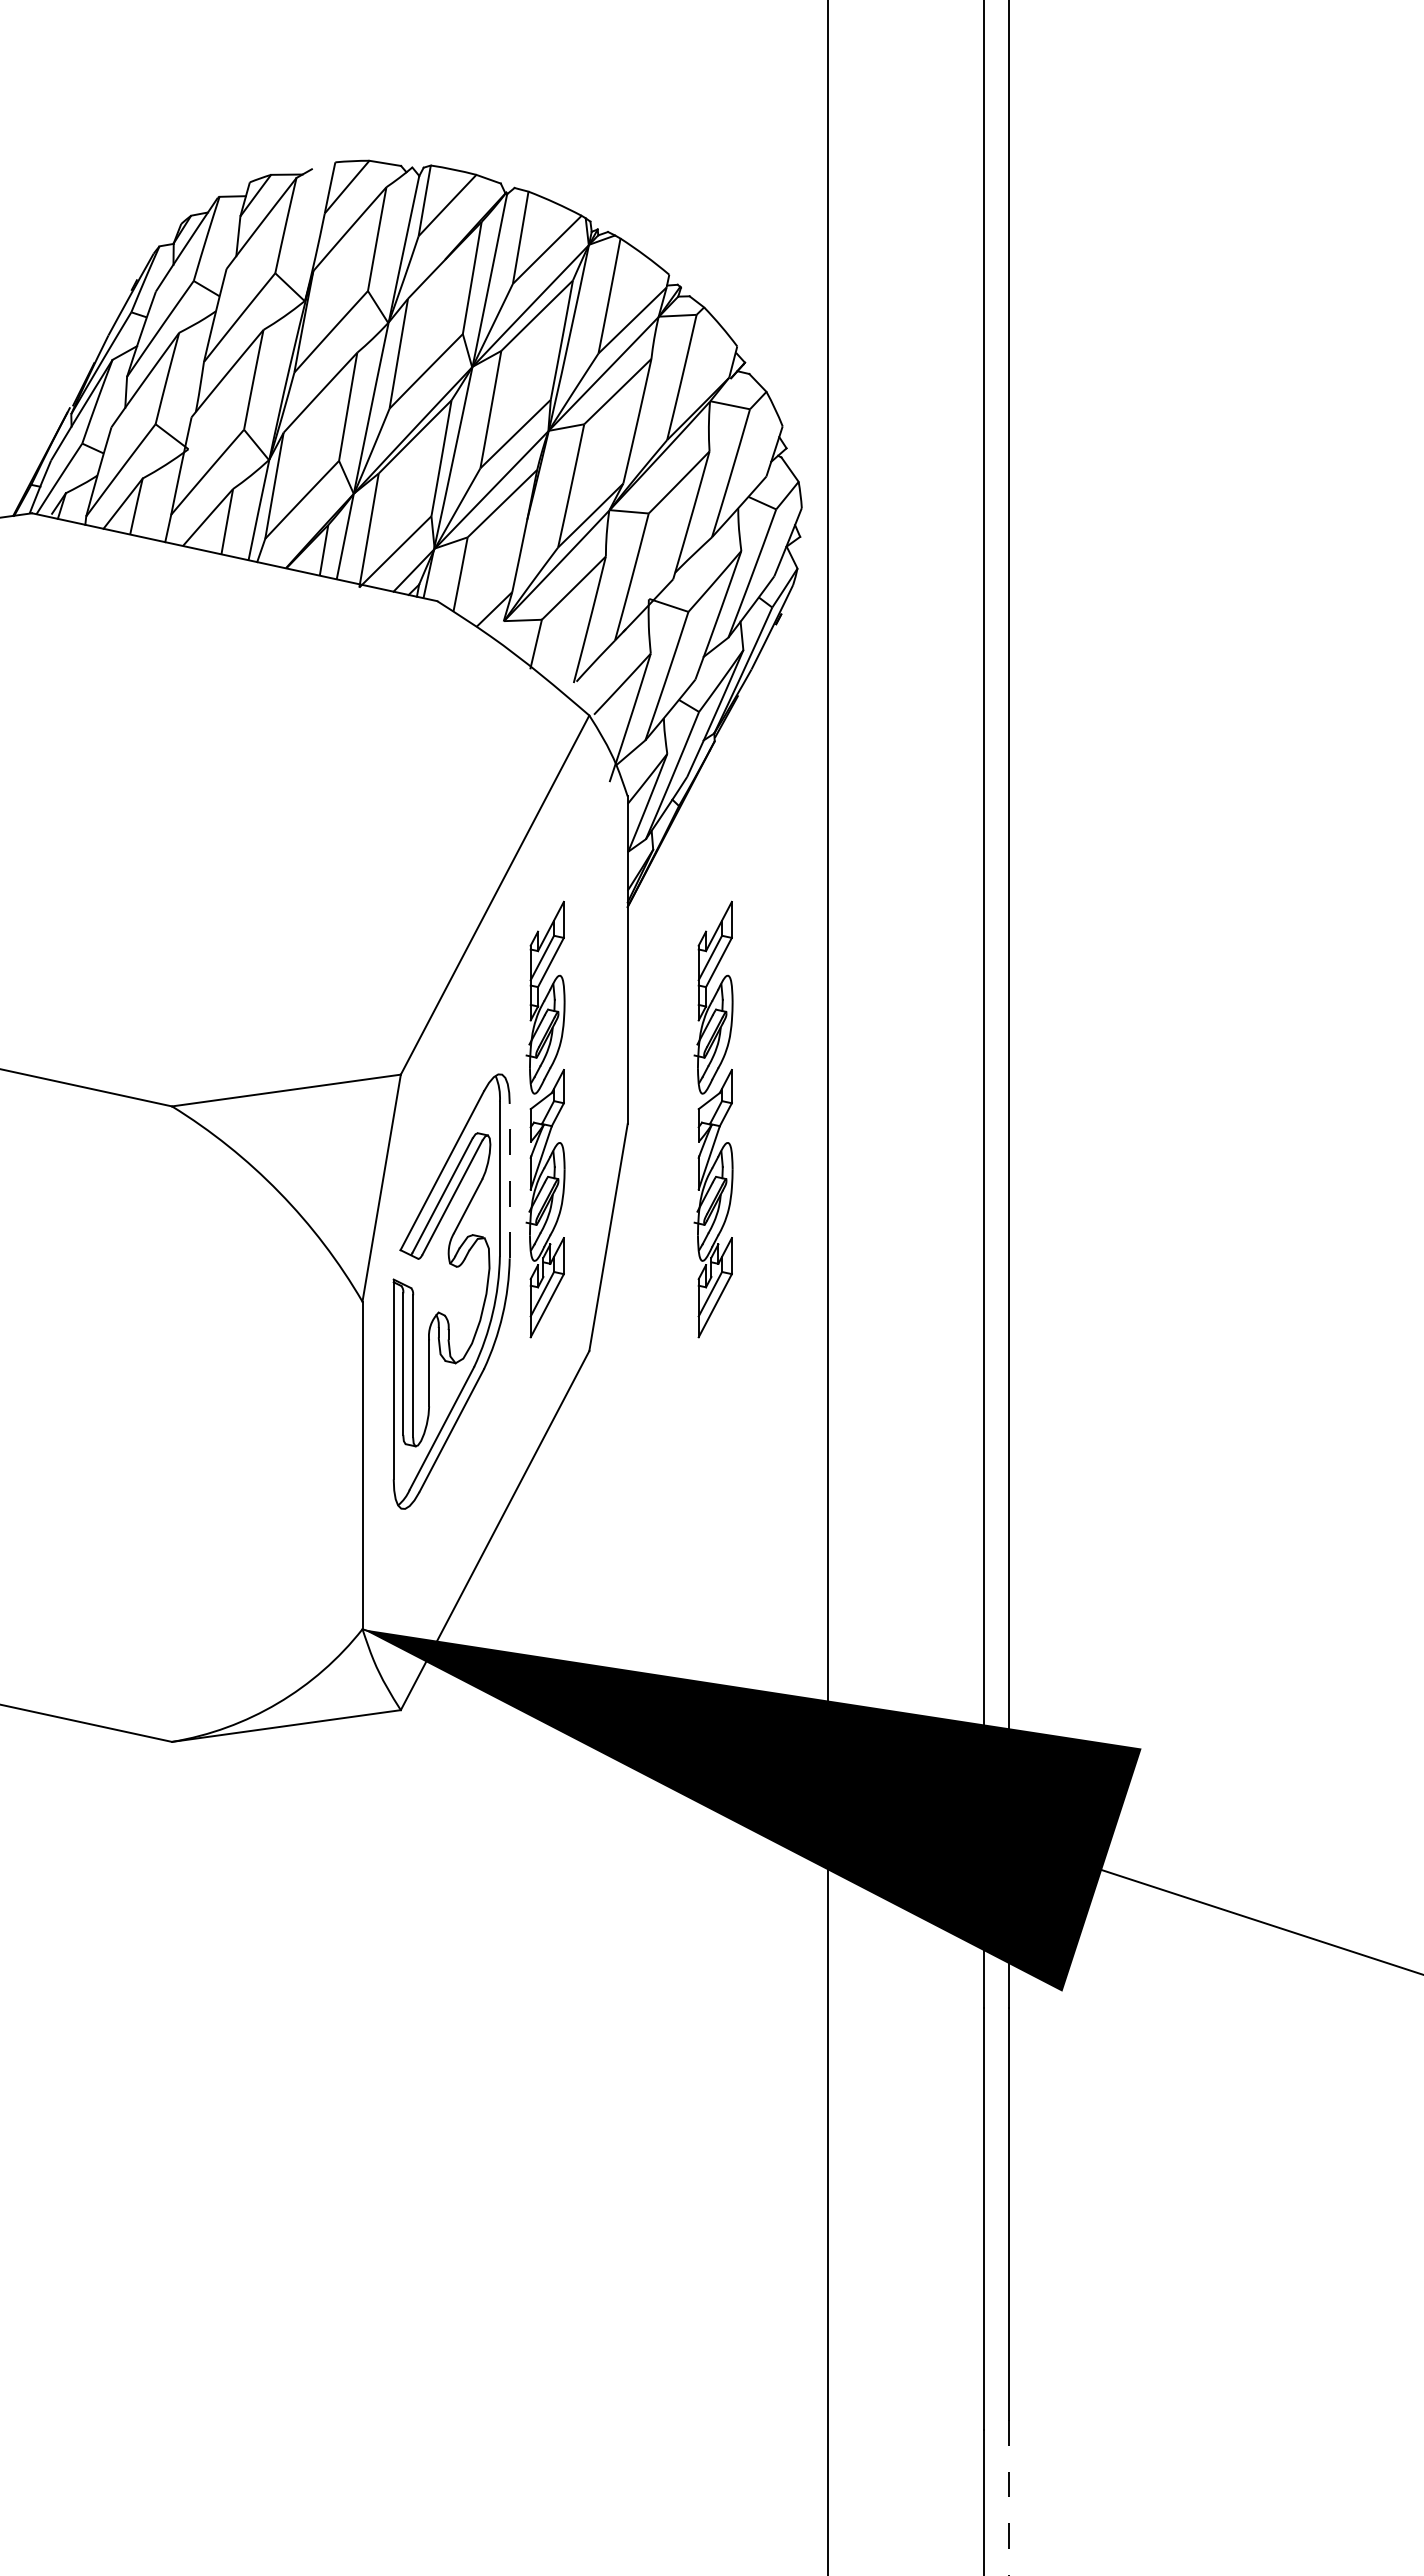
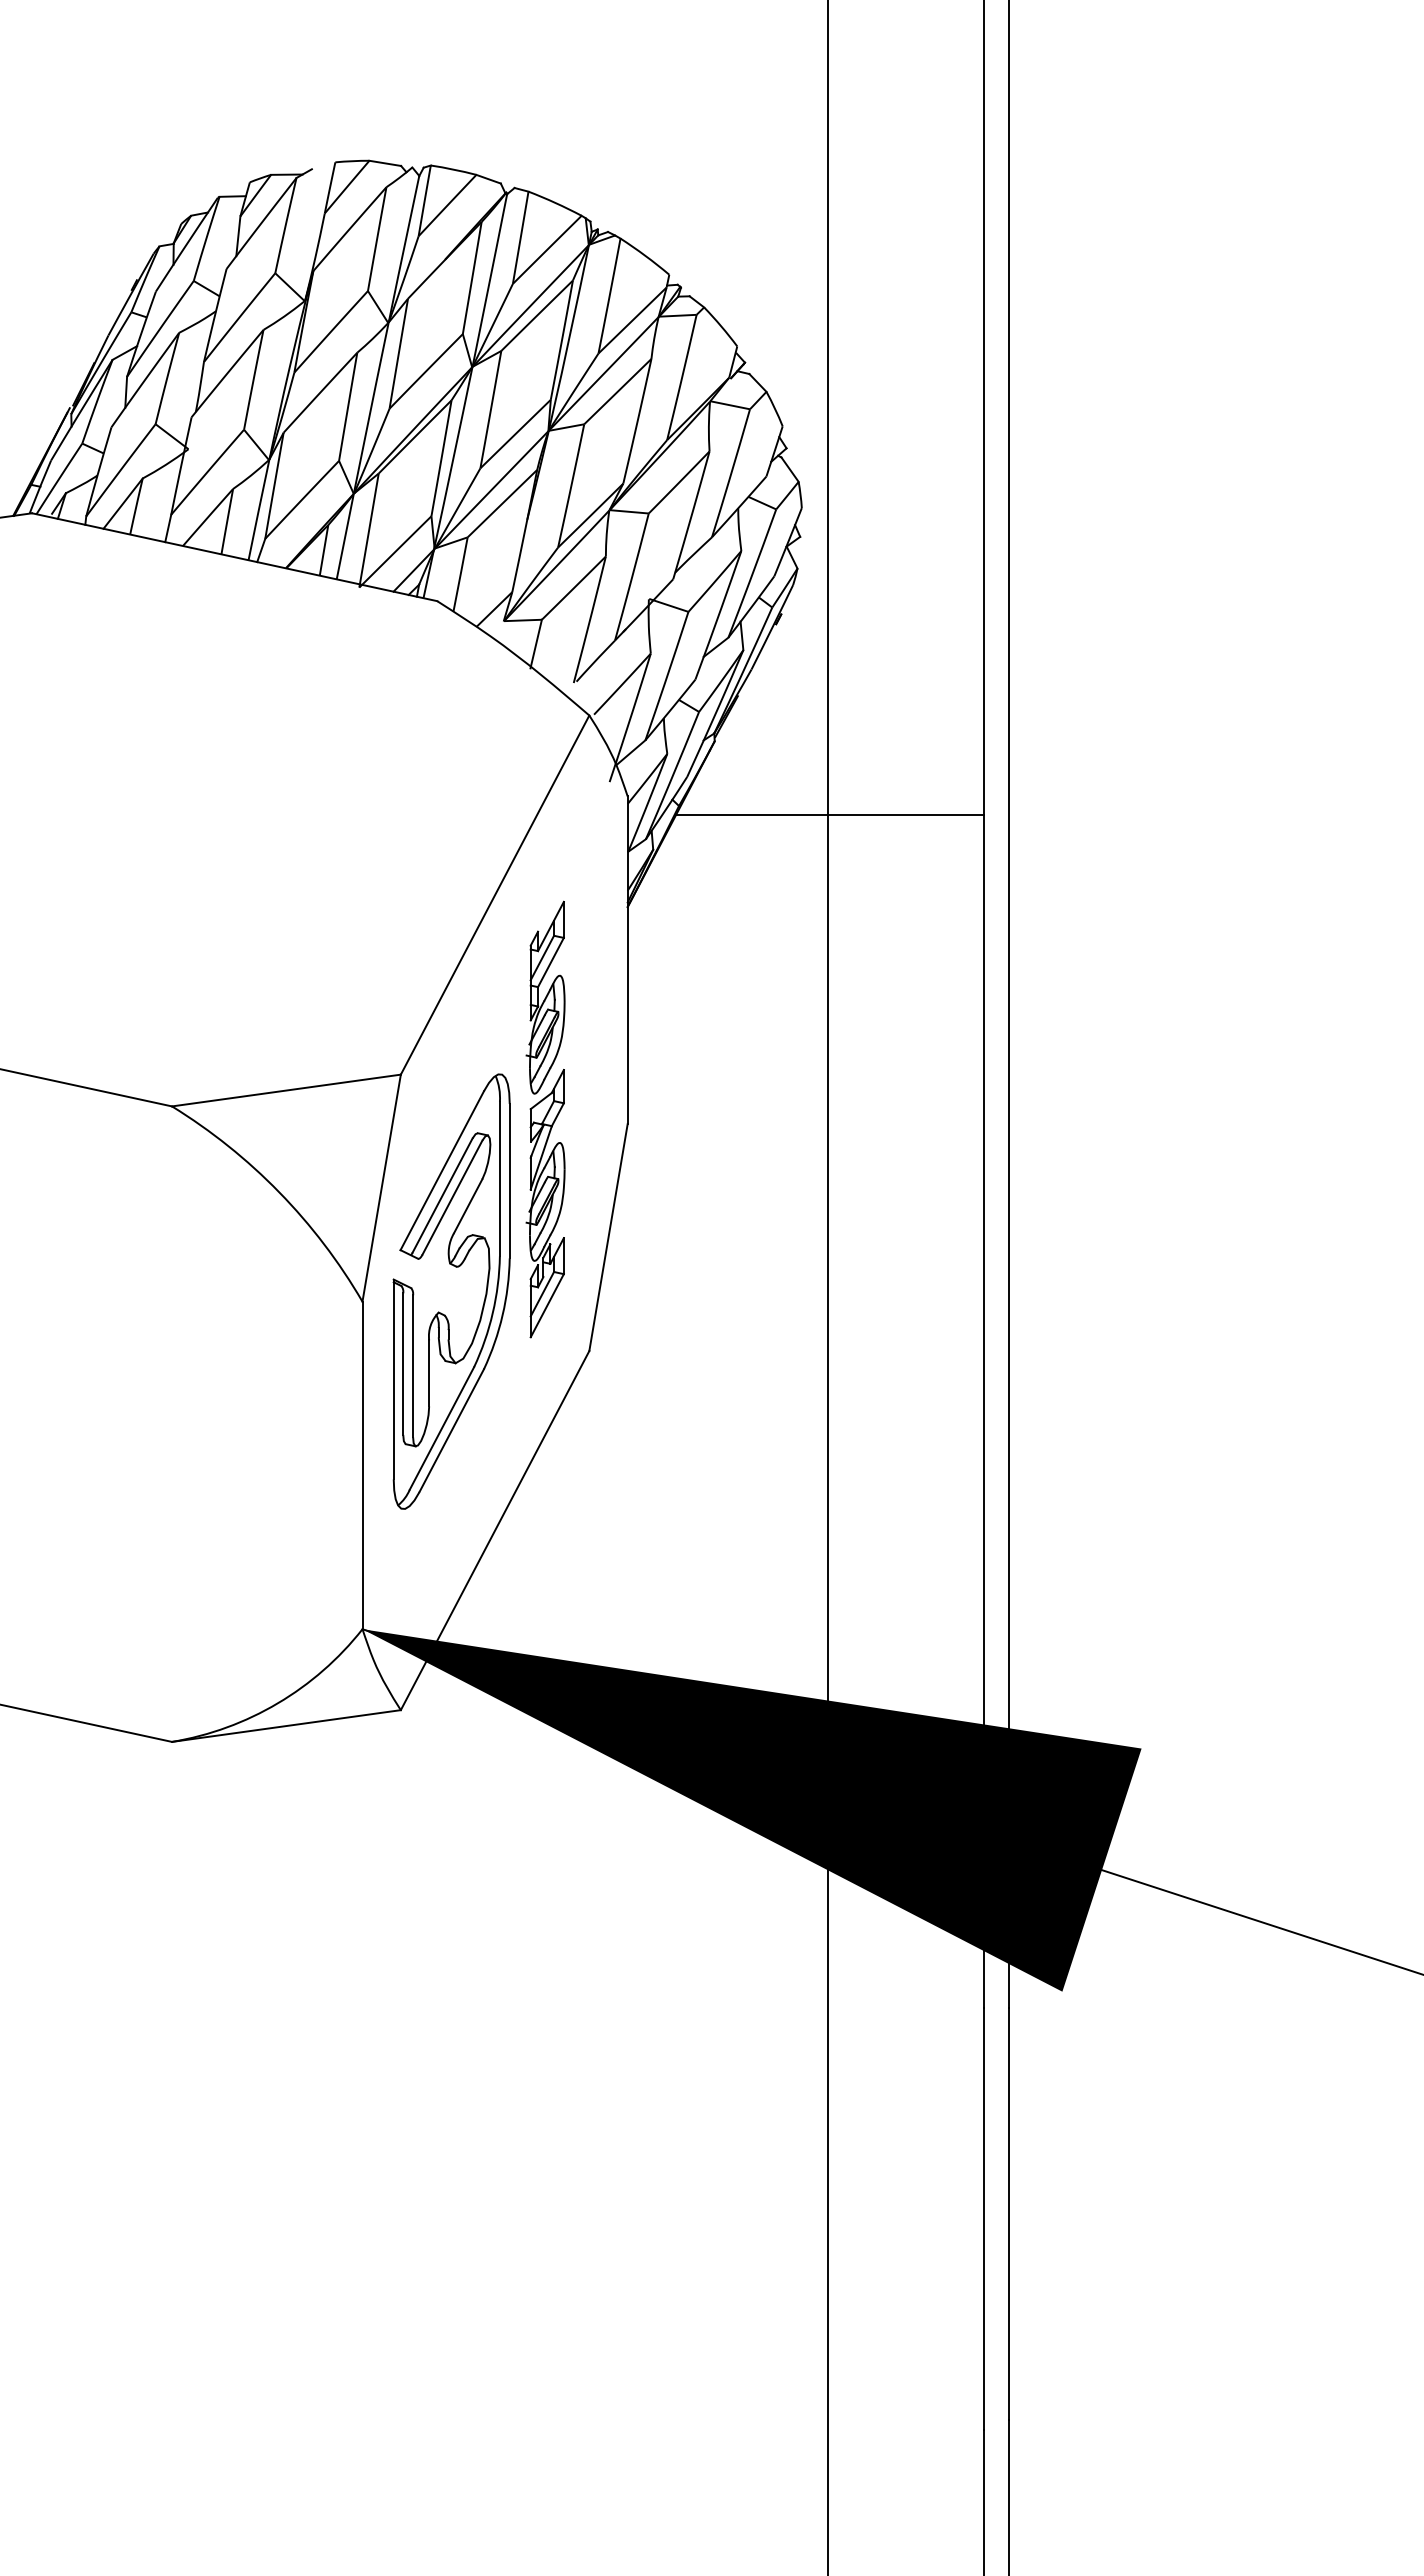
line: none -> present (829, 814)
part: present -> none (713, 1119)
line: dashed -> solid (509, 1180)
line: dashed -> solid (1009, 2497)
